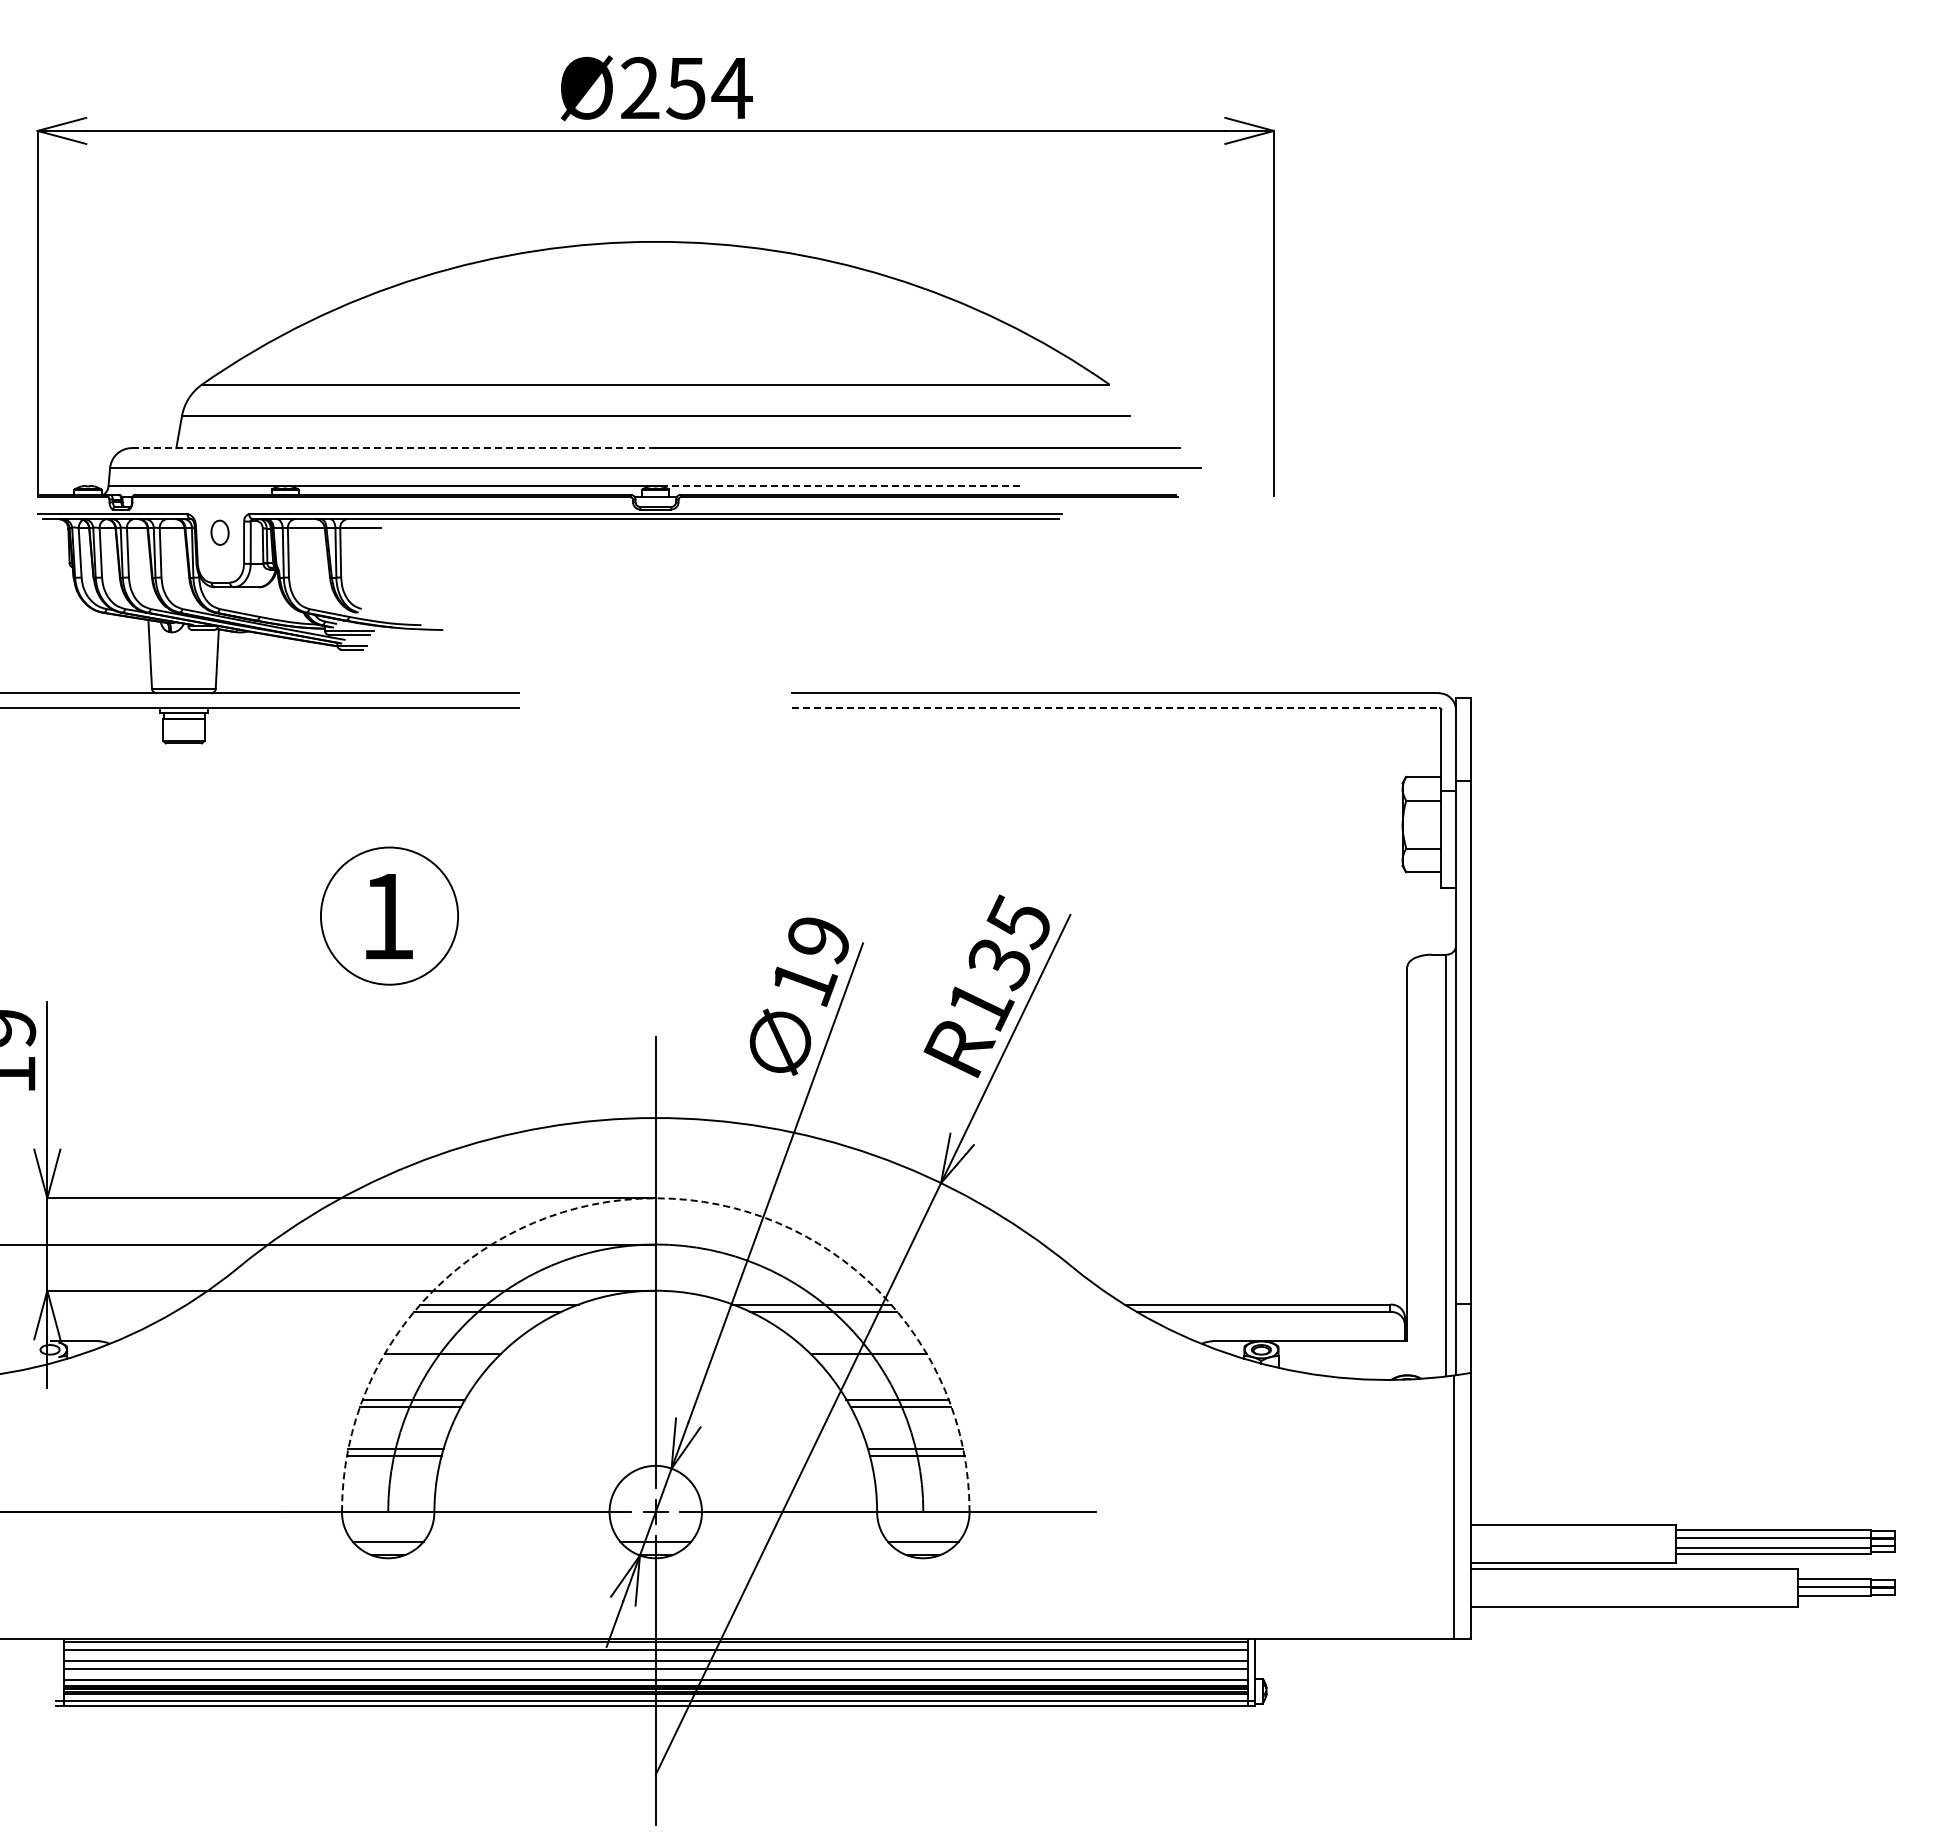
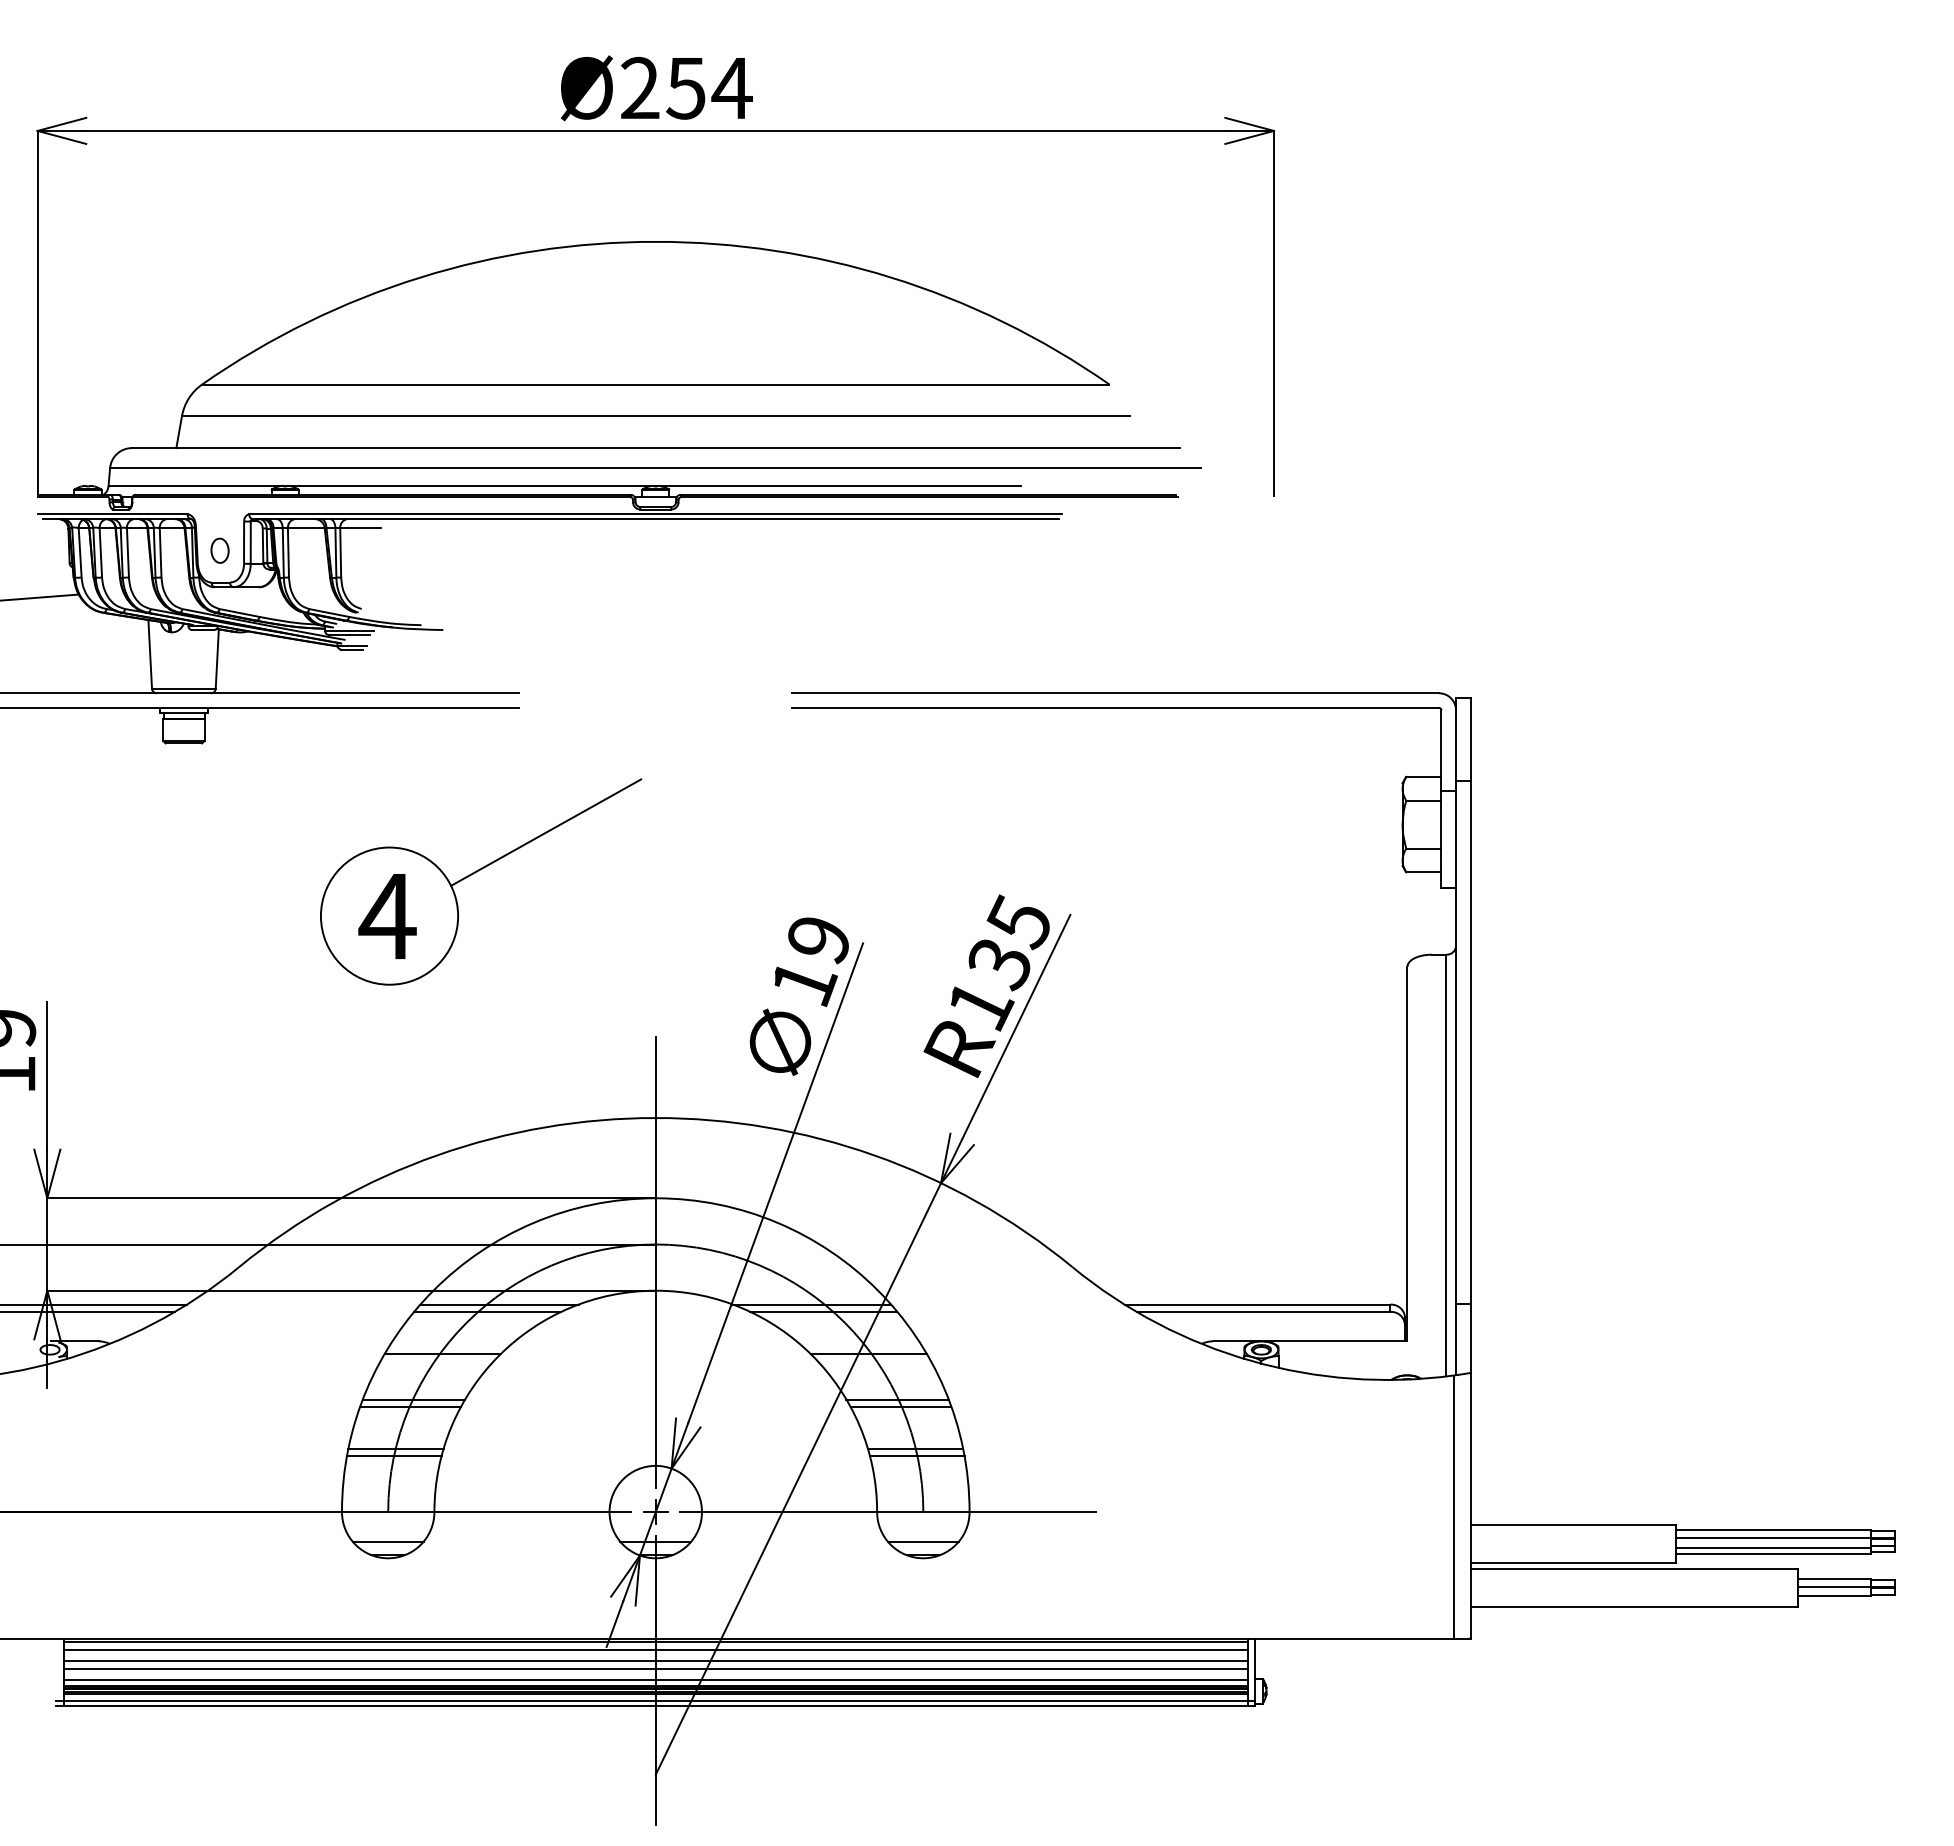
line: dashed -> solid (393, 448)
line: dashed -> solid (841, 486)
part position: (219, 532) -> (219, 550) (219, 550)
line: none -> present (40, 597)
line: dashed -> solid (1116, 707)
line: none -> present (546, 832)
text: 1 -> 4 (387, 916)
arc: dashed -> solid (655, 1198)
line: none -> present (94, 1304)
line: none -> present (88, 1311)
